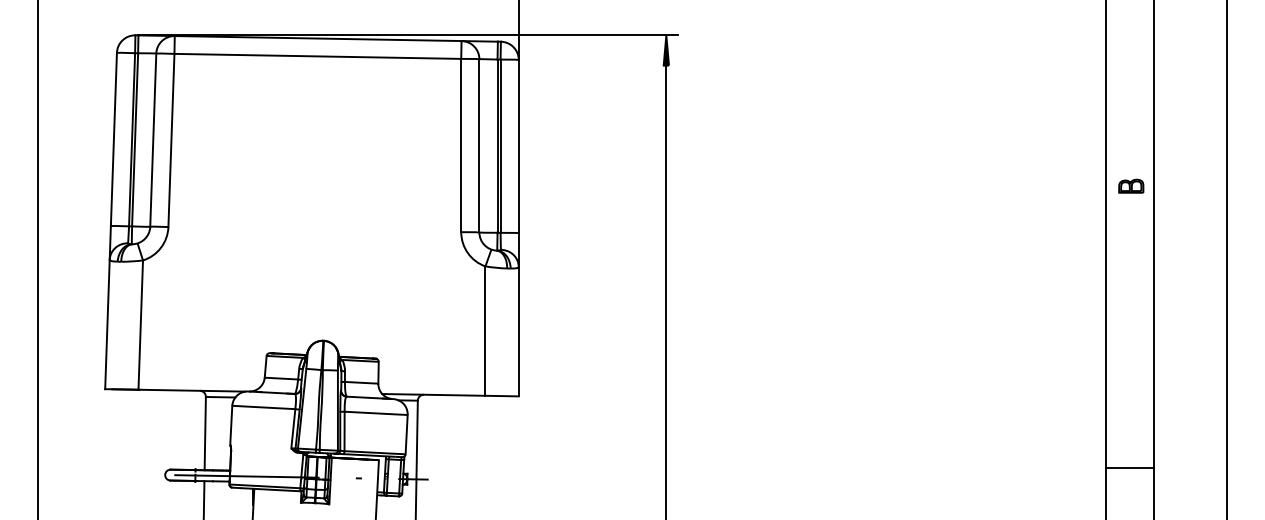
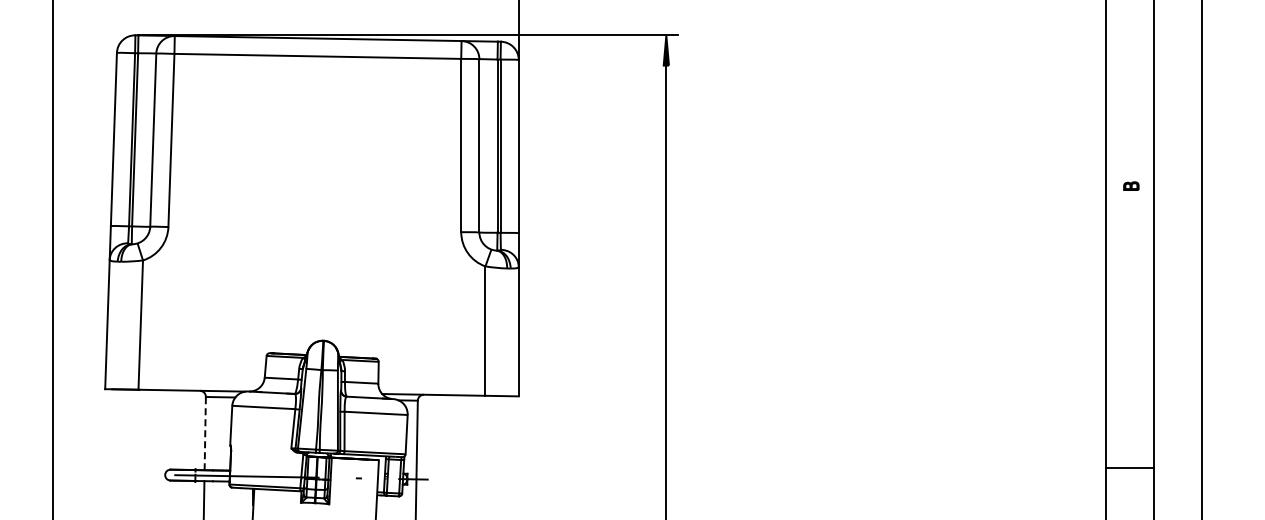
part size: 27x16 px -> 17x10 px (1131, 185)
line position: (37, 259) -> (52, 259) (52, 259)
line position: (1227, 259) -> (1202, 259) (1202, 259)
line: solid -> dashed (205, 433)
